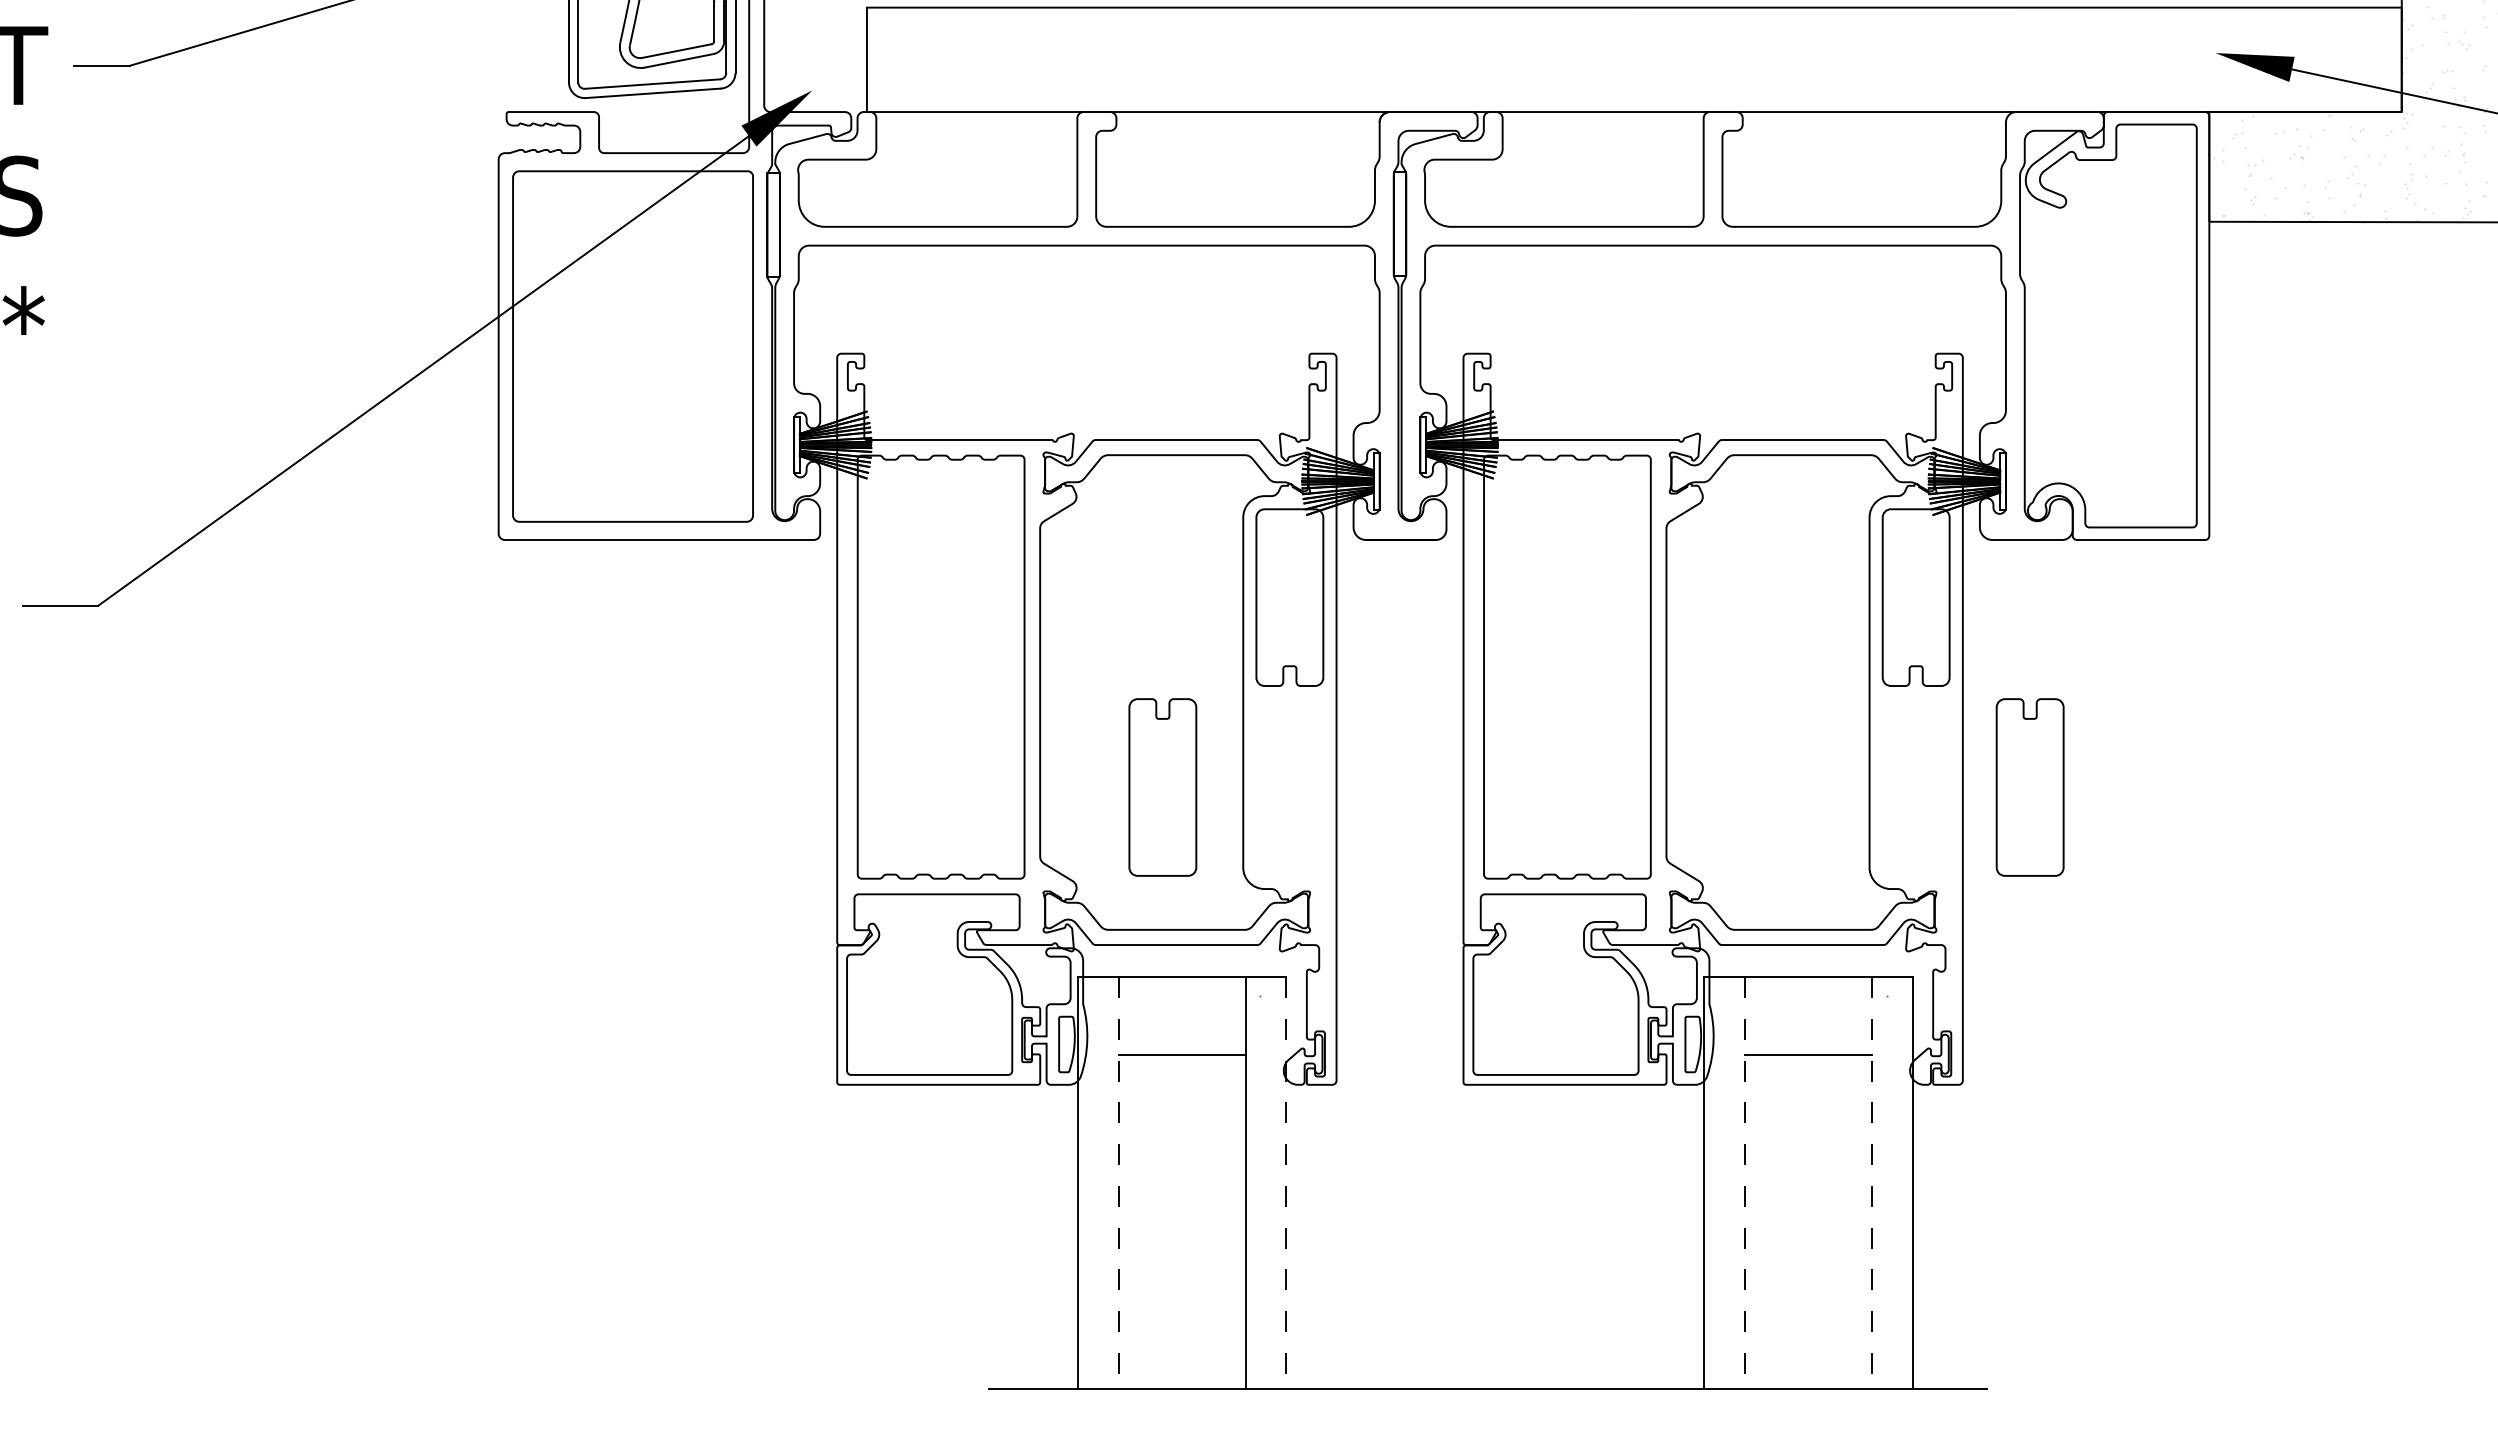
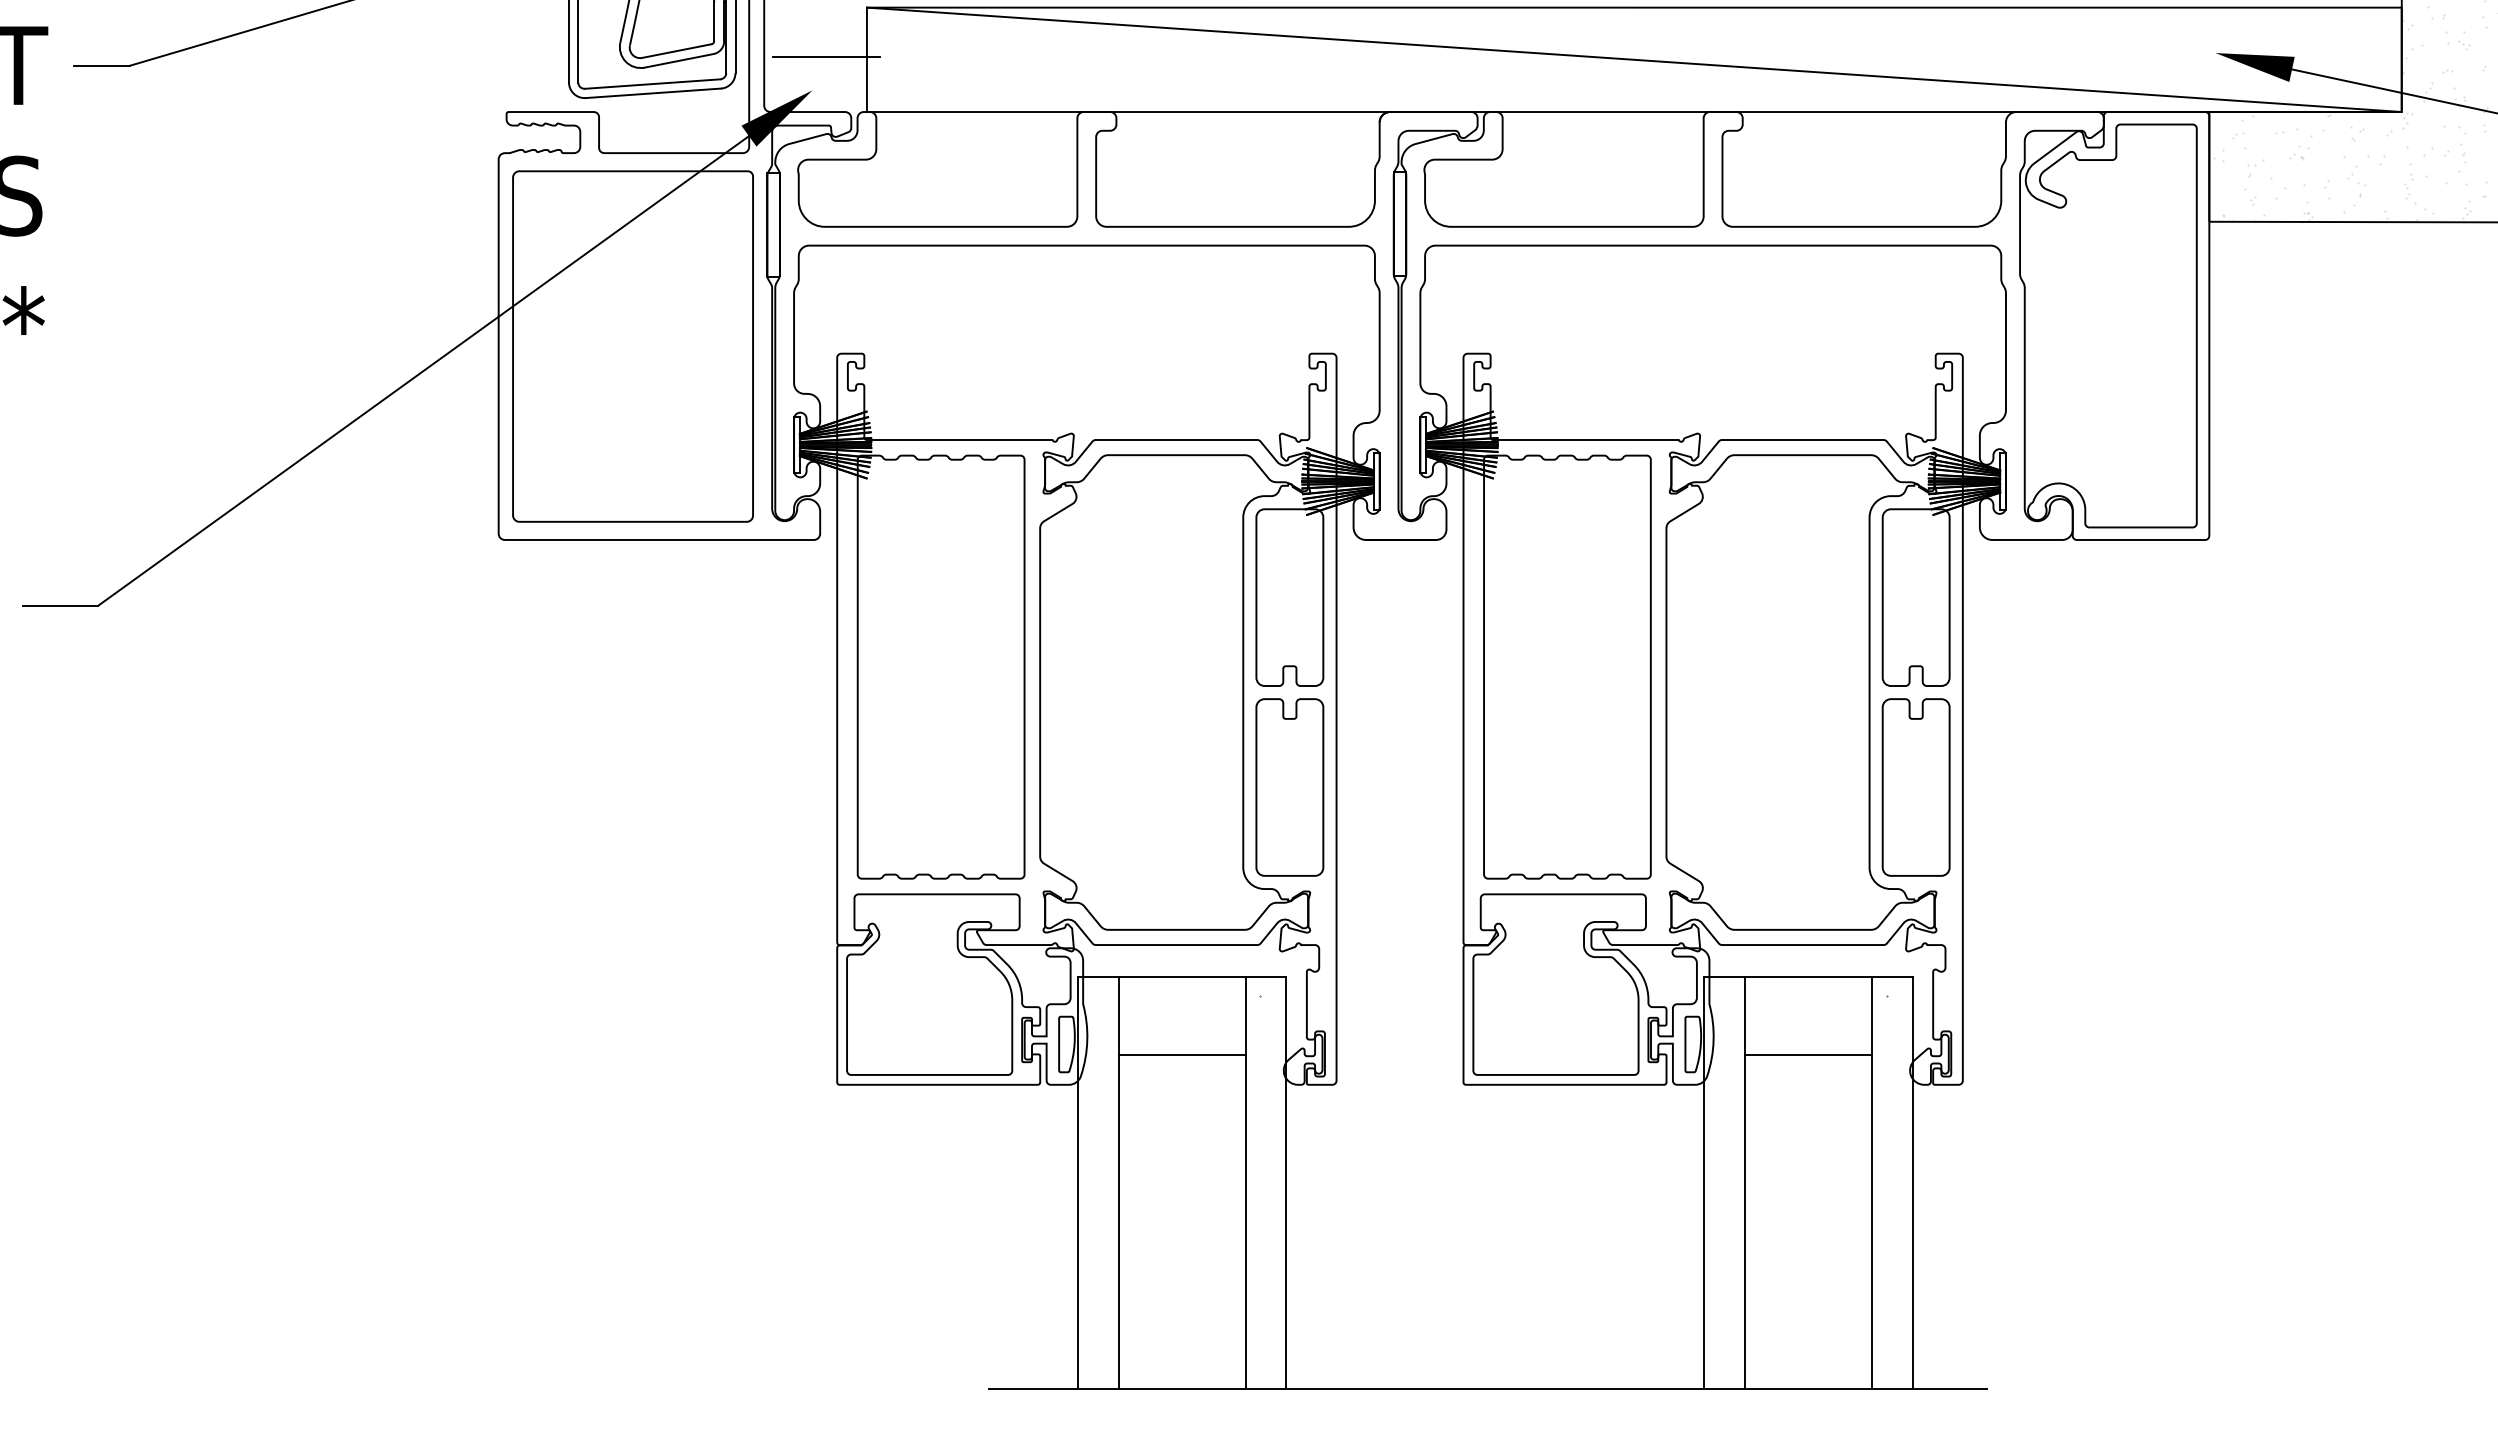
line: none -> present (826, 56)
line: none -> present (1633, 59)
part position: (1162, 787) -> (1289, 787) (1289, 787)
part position: (2029, 787) -> (1915, 787) (1915, 787)
line: dashed -> solid (1118, 1182)
line: dashed -> solid (1286, 1182)
line: dashed -> solid (1744, 1182)
line: dashed -> solid (1871, 1182)
